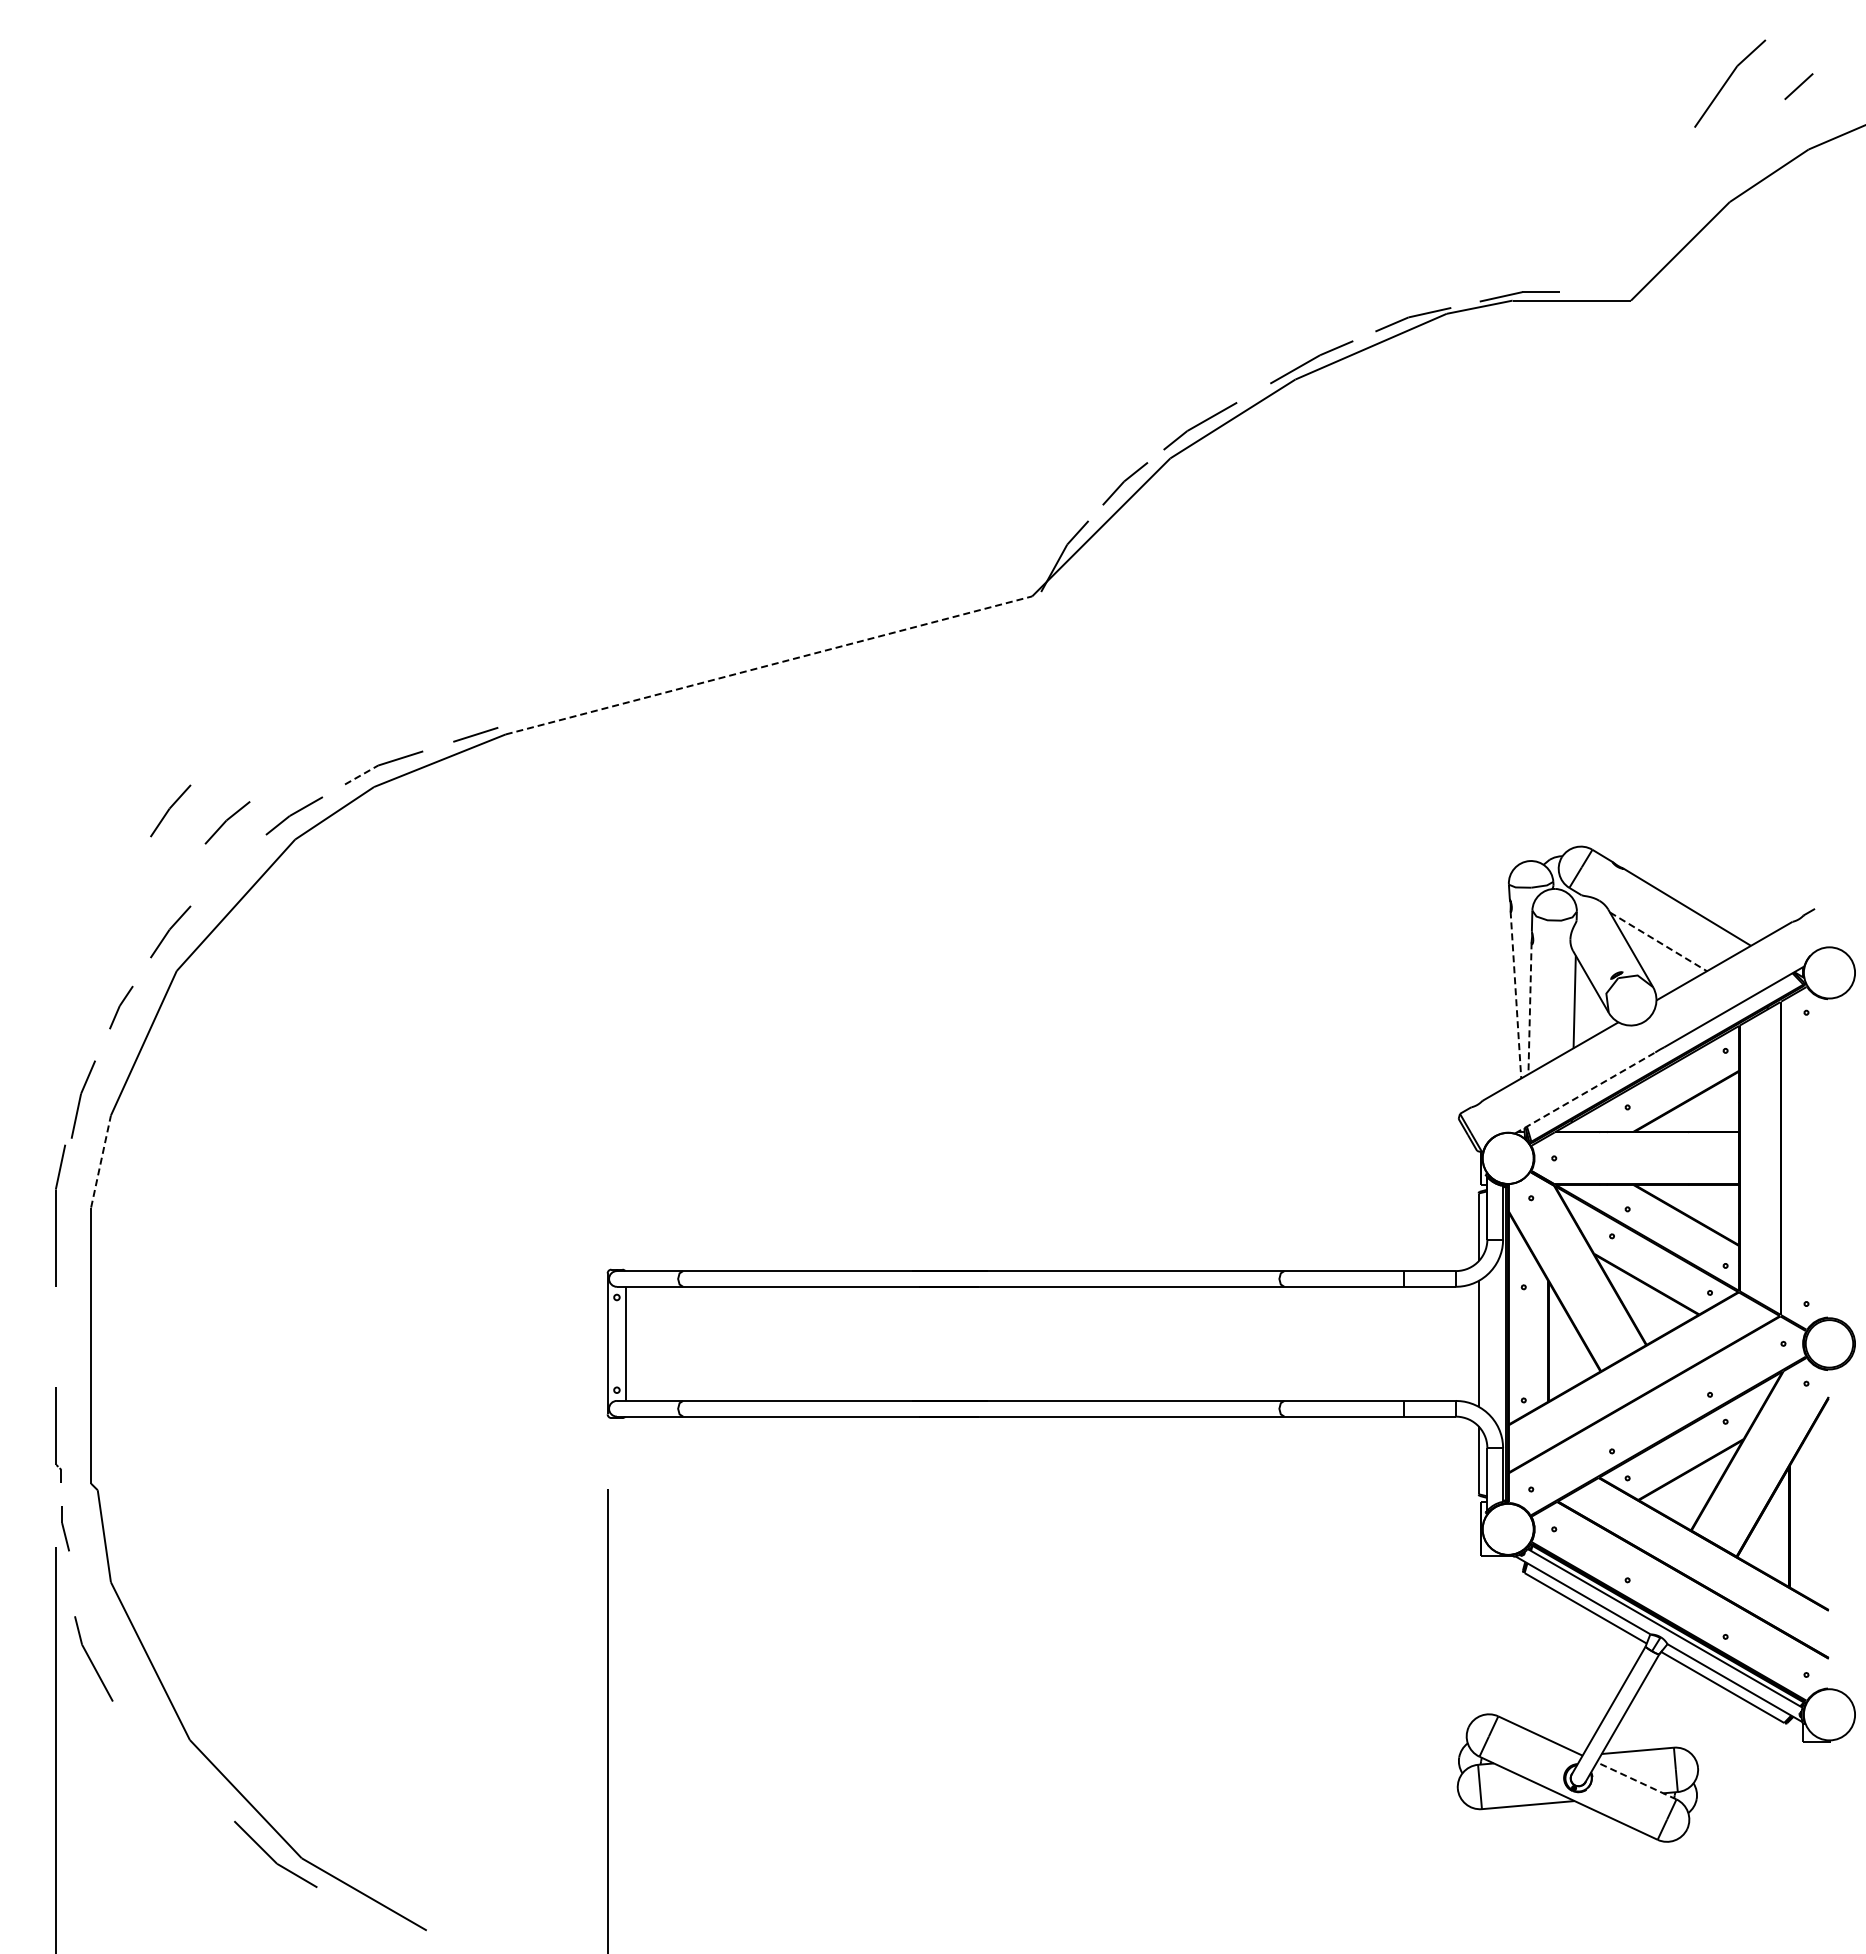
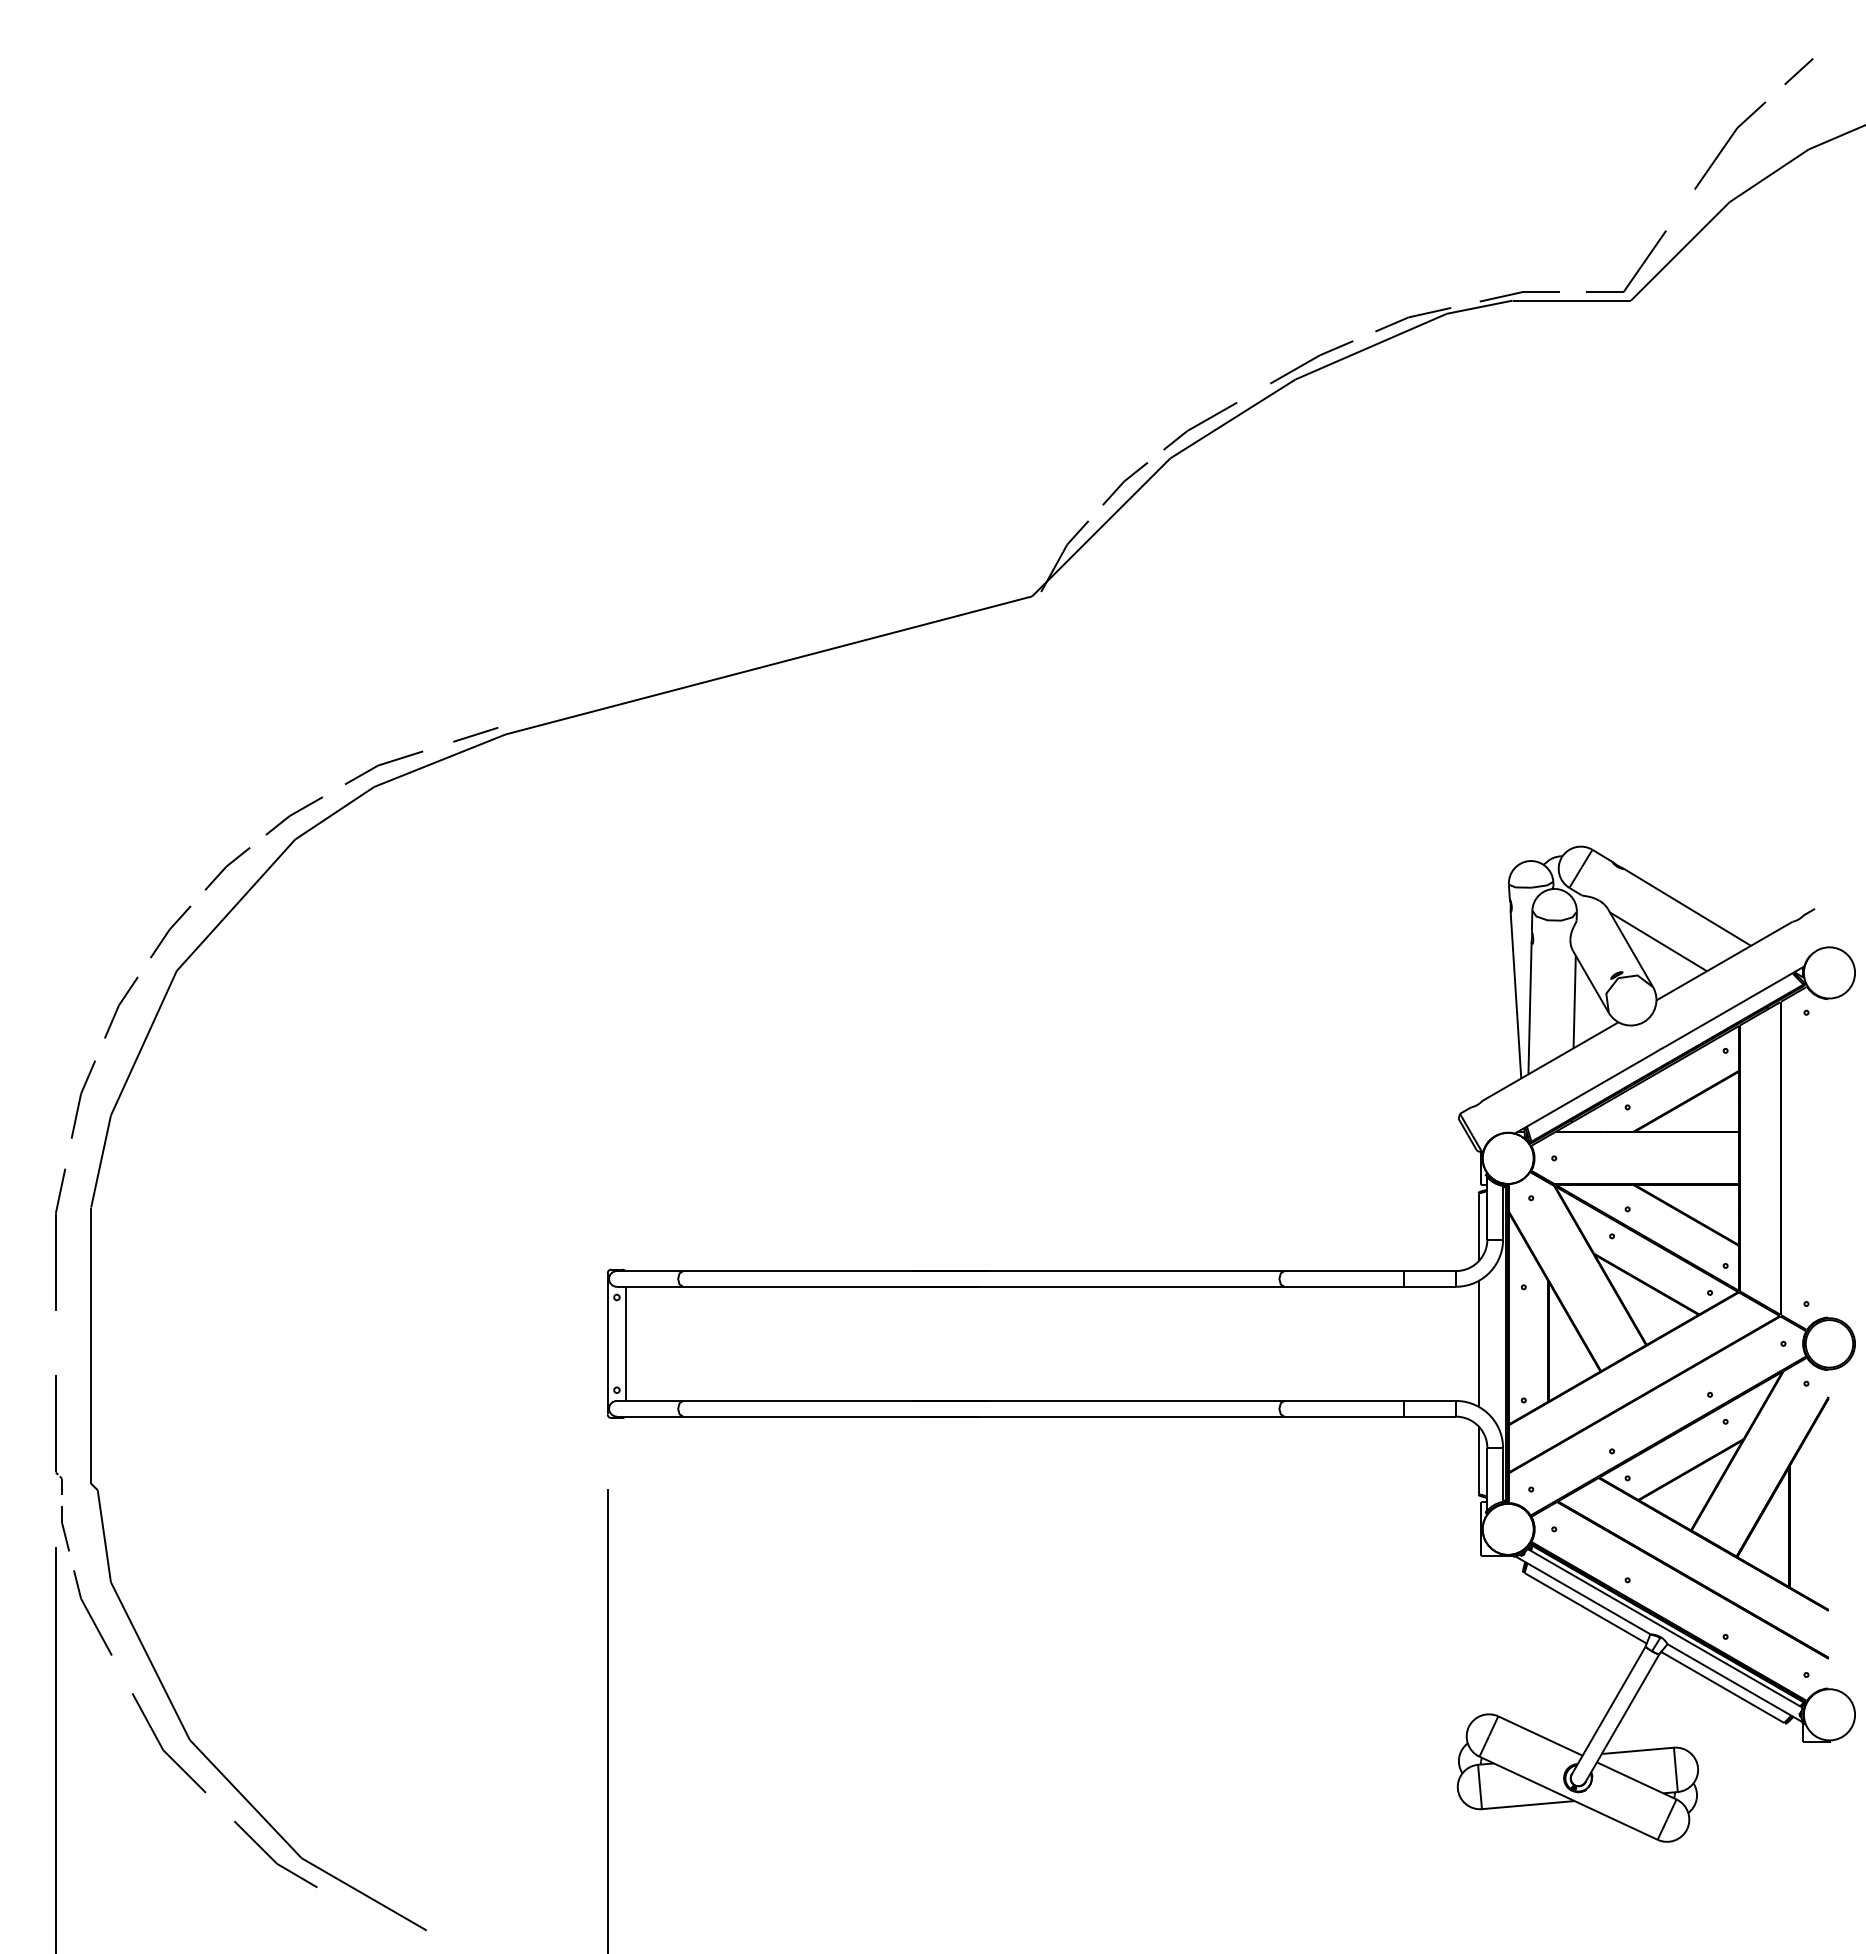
part position: (1730, 83) -> (1730, 145) (1730, 145)
line position: (1798, 86) -> (1798, 71) (1798, 71)
part: none -> present (1638, 268)
line: dashed -> solid (769, 665)
line: dashed -> solid (362, 774)
part: present -> none (170, 810)
part position: (227, 822) -> (227, 868) (227, 868)
line: dashed -> solid (1658, 941)
line: dashed -> solid (1515, 994)
part size: 25x45 px -> 35x63 px (121, 1007)
line: dashed -> solid (1530, 1008)
line: dashed -> solid (1585, 1093)
line: dashed -> solid (101, 1161)
part position: (60, 1215) -> (60, 1239) (60, 1239)
part size: 7x96 px -> 8x120 px (58, 1434)
part position: (93, 1658) -> (92, 1612) (92, 1612)
part: none -> present (162, 1746)
line: dashed -> solid (1636, 1780)
